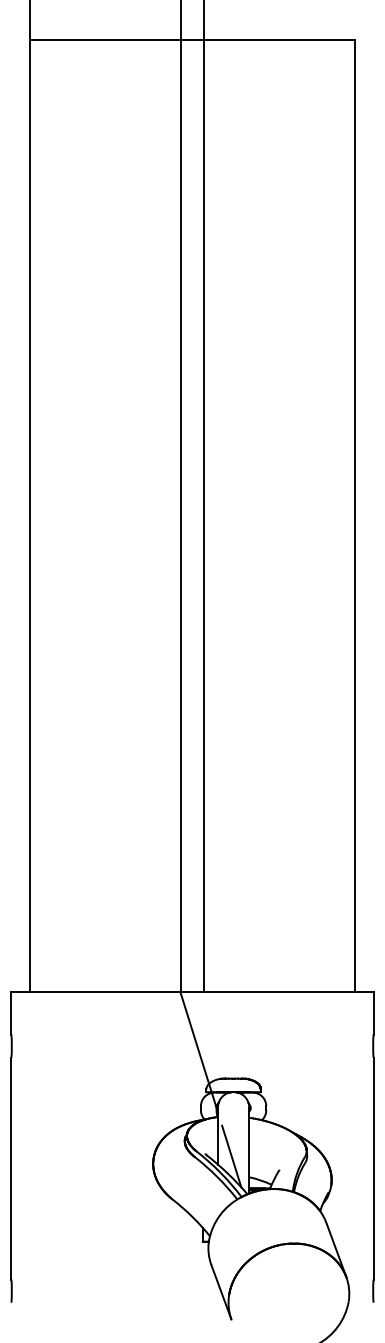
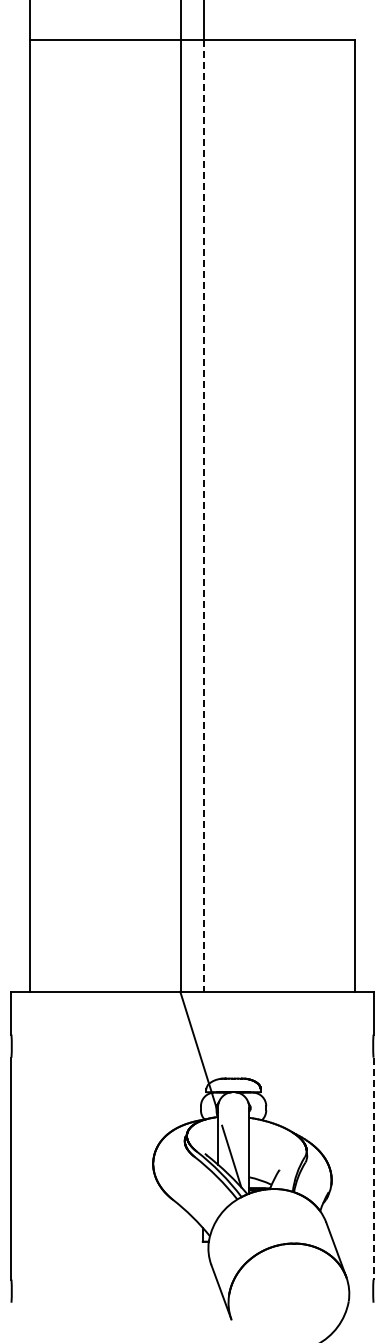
line: solid -> dashed (204, 516)
line: solid -> dashed (373, 1168)
